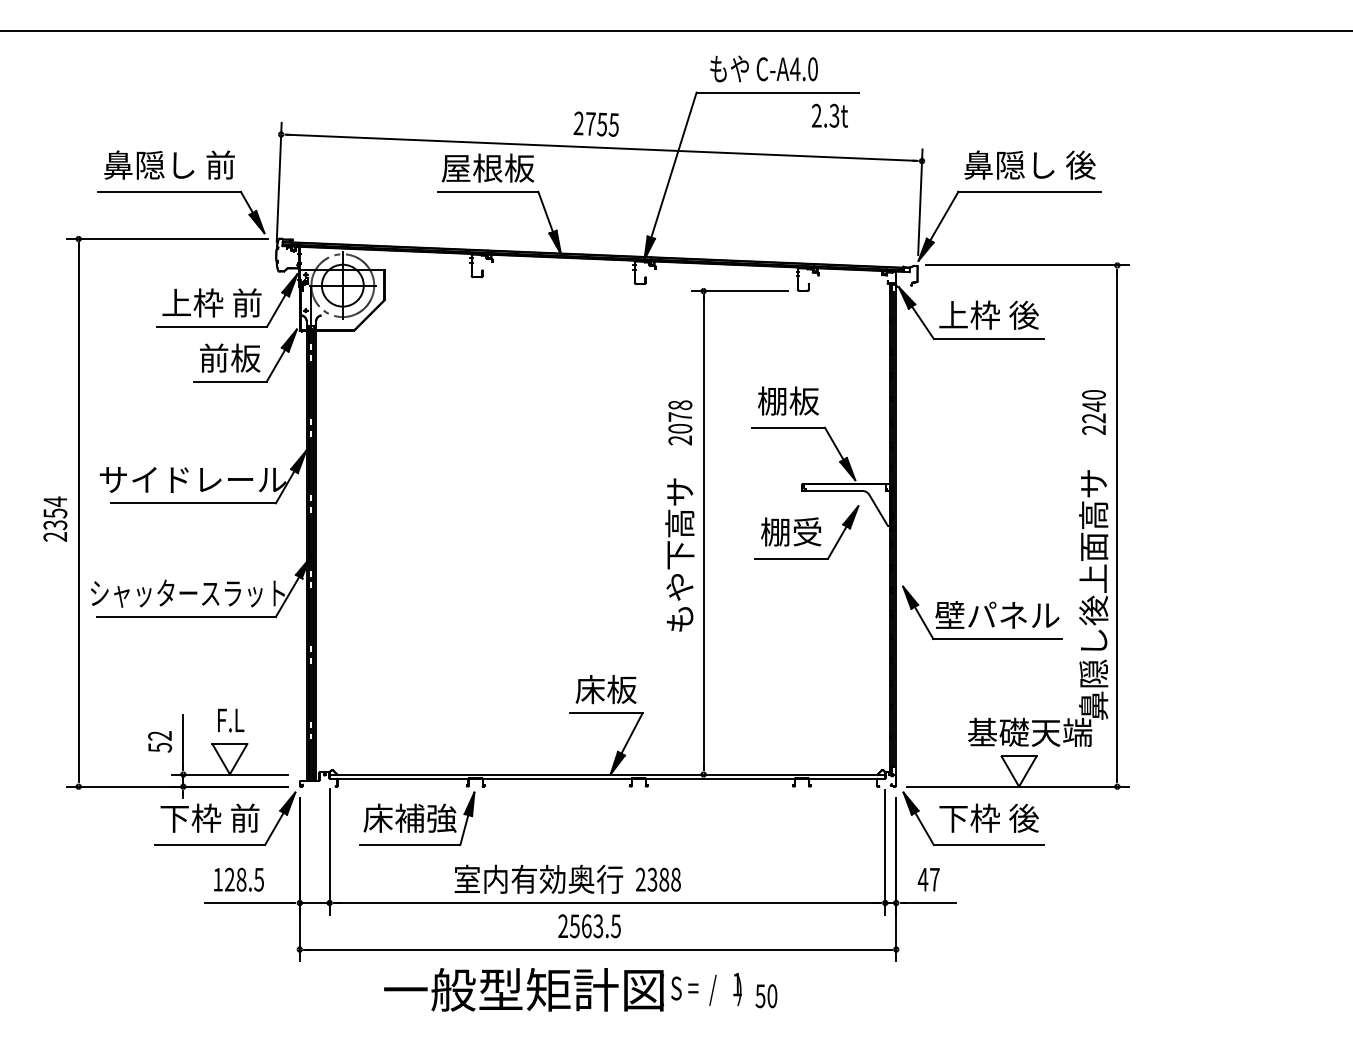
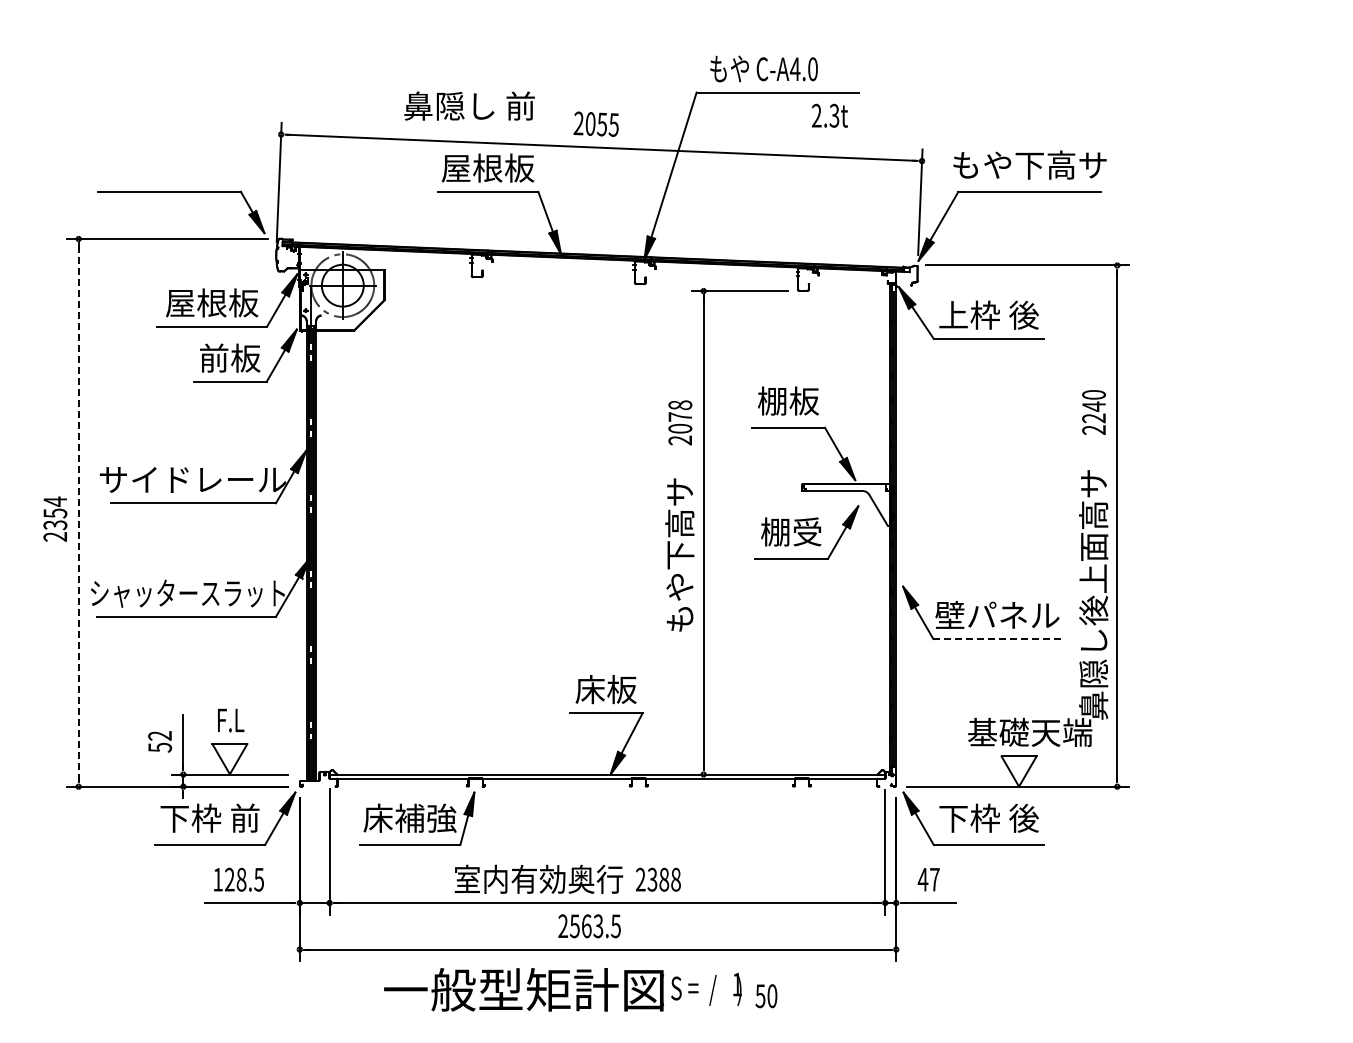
line: present -> none (675, 31)
text: 2755 -> 2055 (590, 123)
text position: (169, 164) -> (469, 105) (469, 105)
text: 鼻隠し 後 -> もや下高サ (1029, 164)
text: 上枠 前 -> 屋根板 (211, 302)
line: solid -> dashed (78, 512)
line: solid -> dashed (998, 639)
